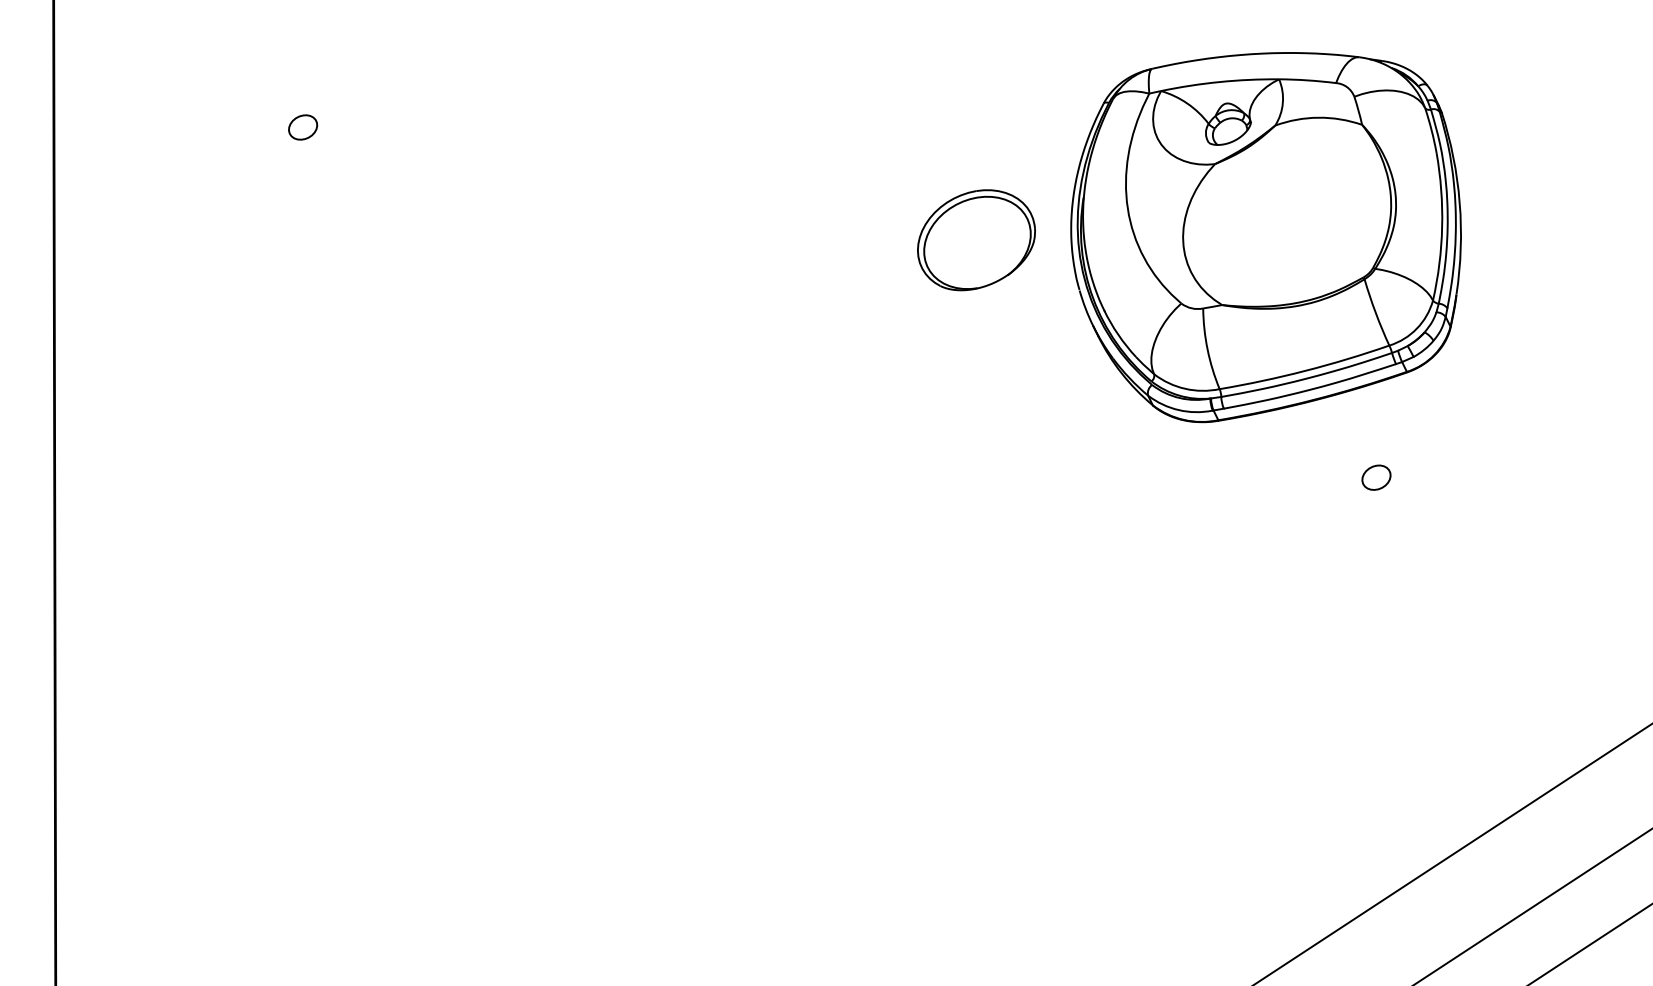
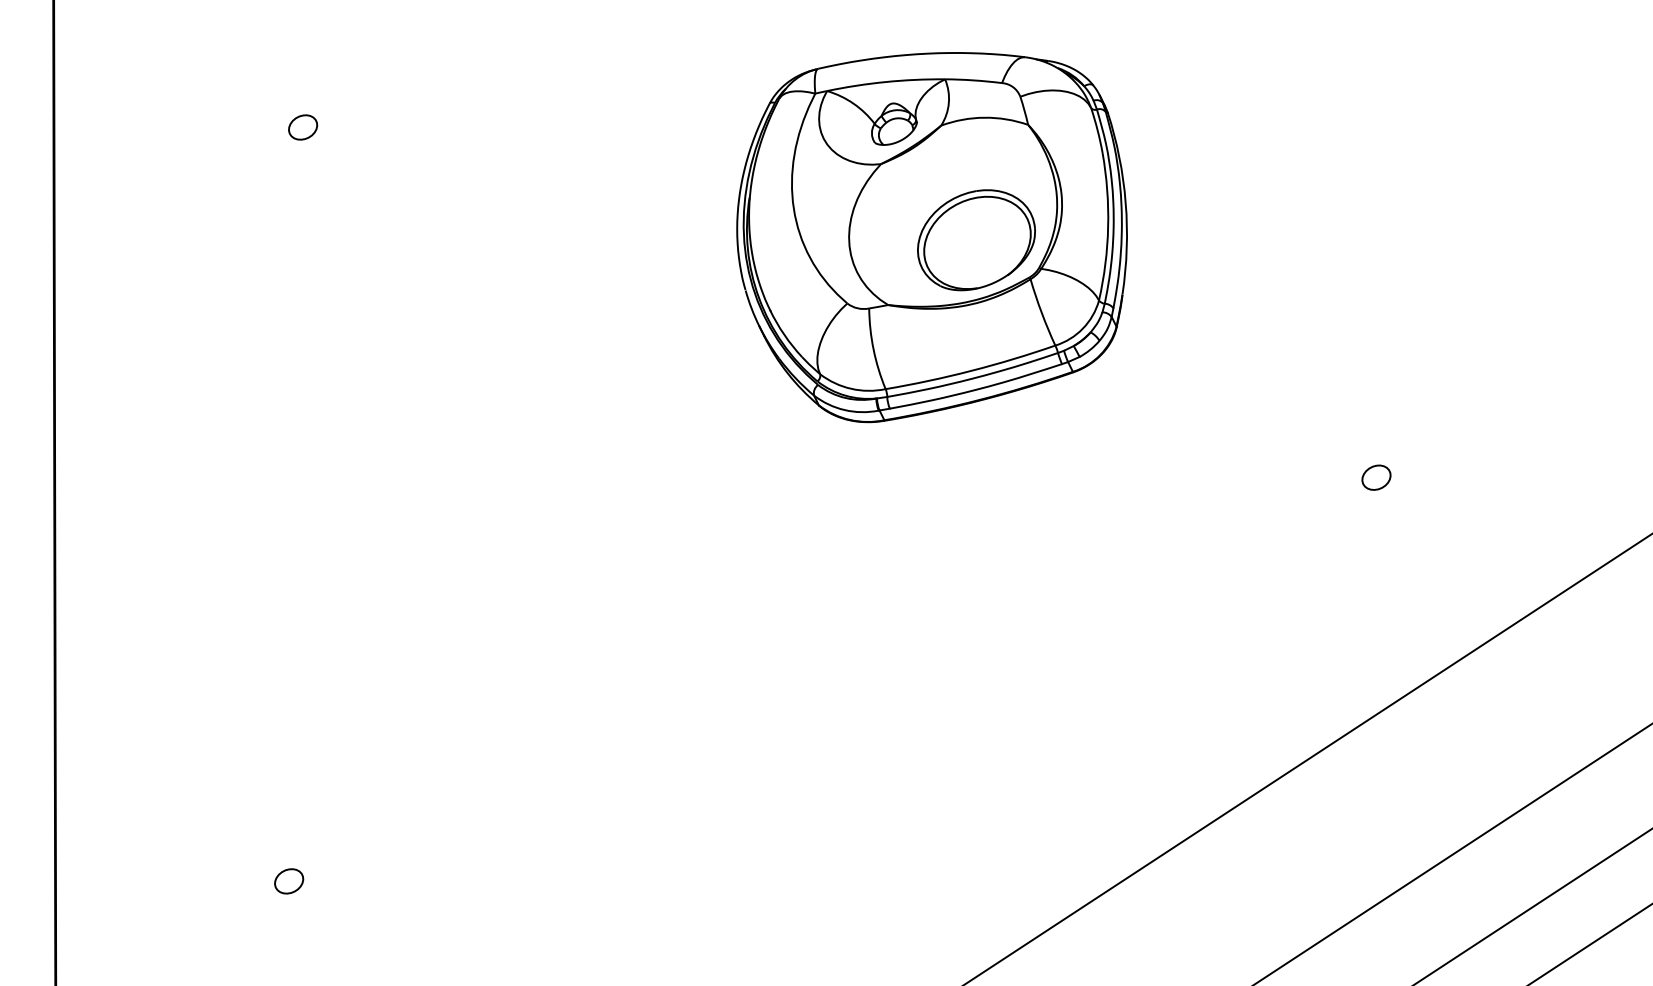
part position: (1265, 237) -> (931, 237) (931, 237)
line: none -> present (1308, 758)
part: none -> present (289, 881)
